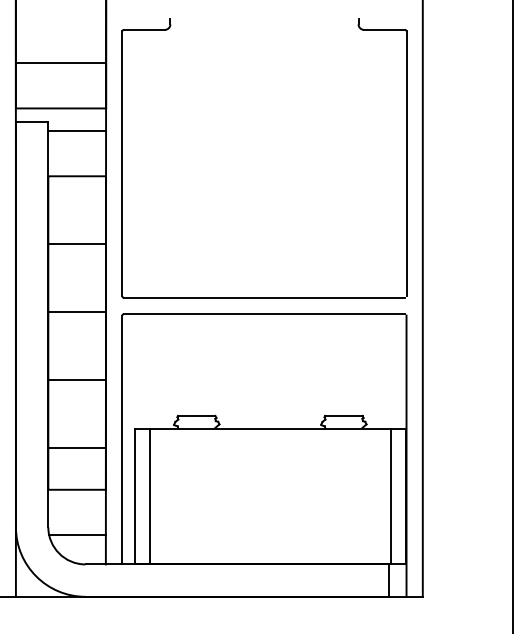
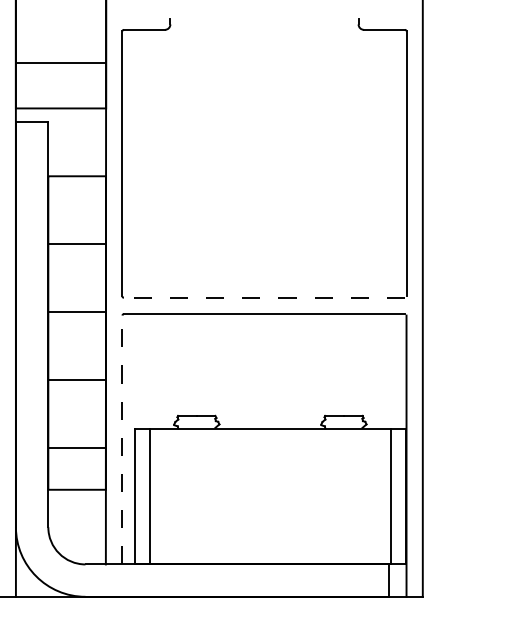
line: present -> none (77, 131)
line: solid -> dashed (264, 297)
line: present -> none (513, 316)
line: solid -> dashed (122, 439)
line: present -> none (77, 535)
